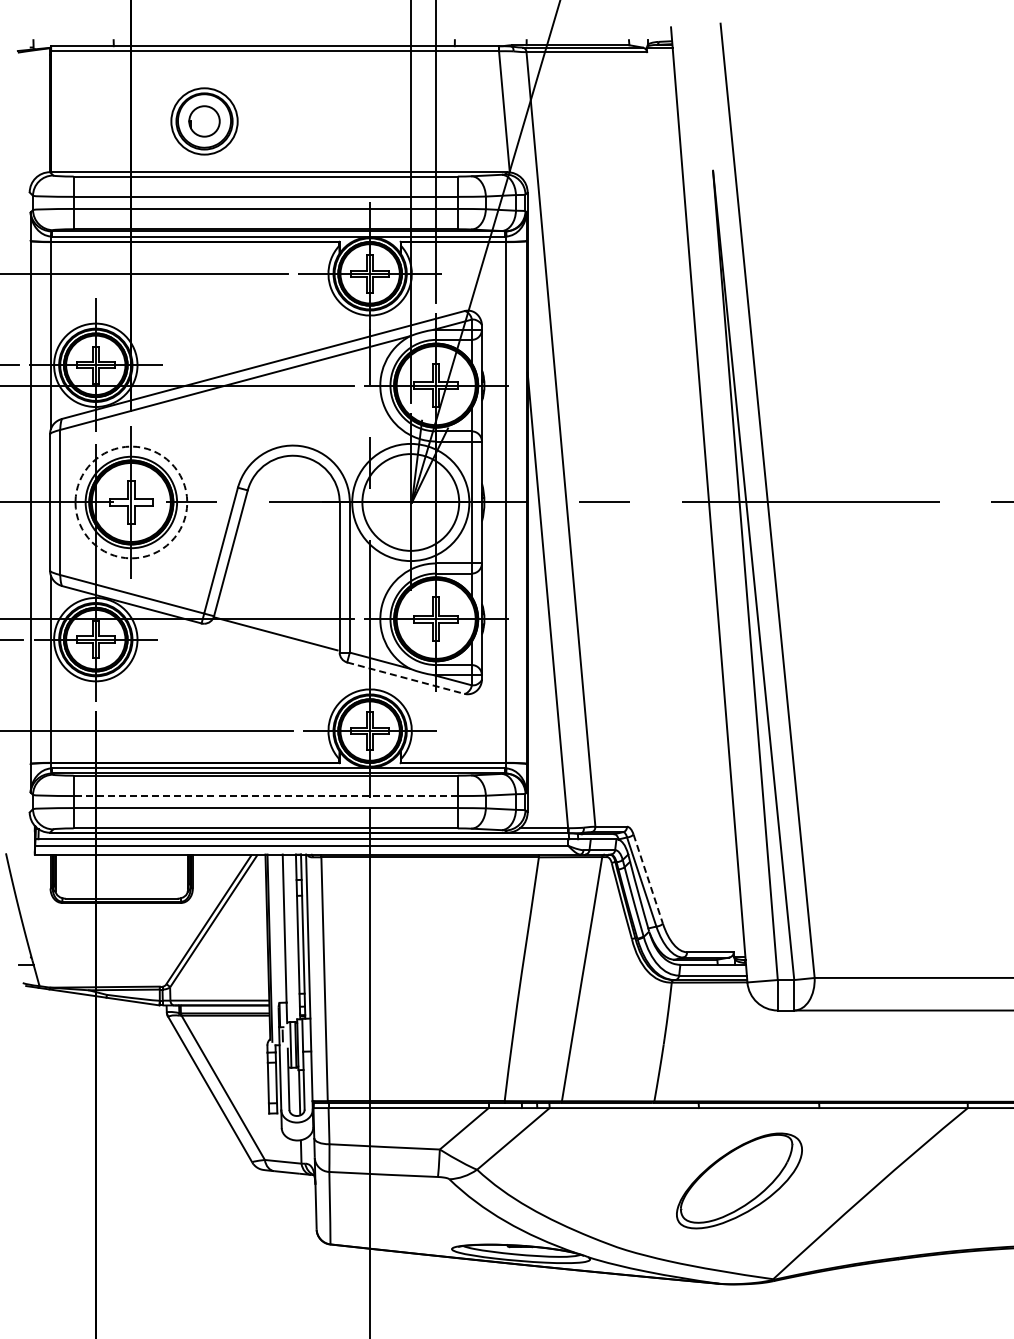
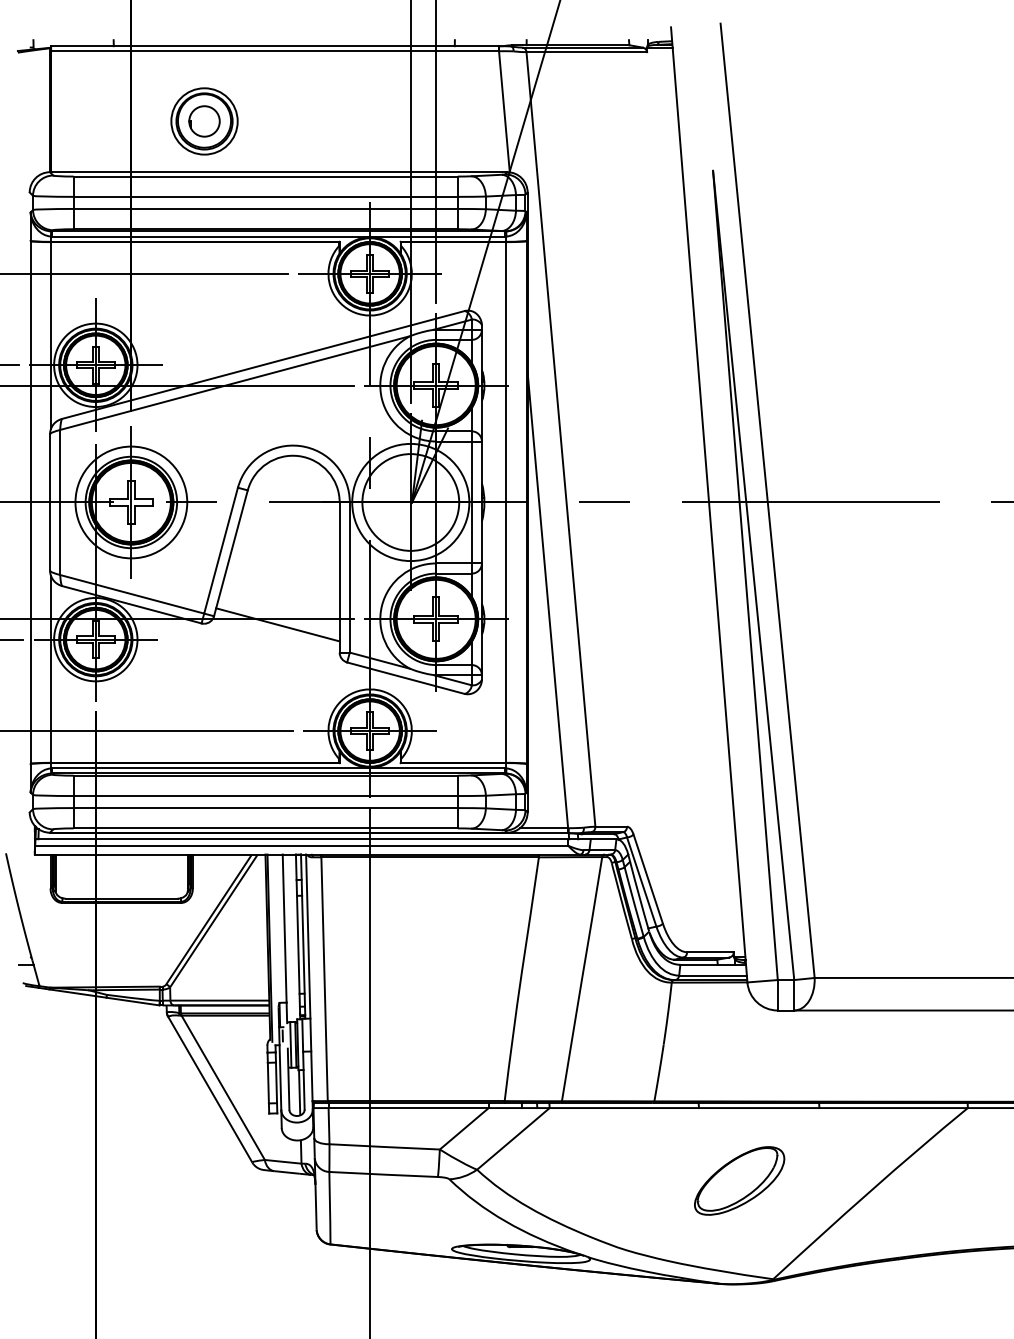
circle: dashed -> solid (131, 502)
line position: (275, 633) -> (277, 624) (277, 624)
line: dashed -> solid (405, 678)
line: dashed -> solid (265, 796)
line: dashed -> solid (648, 879)
part size: 127x98 px -> 92x70 px (739, 1180)
